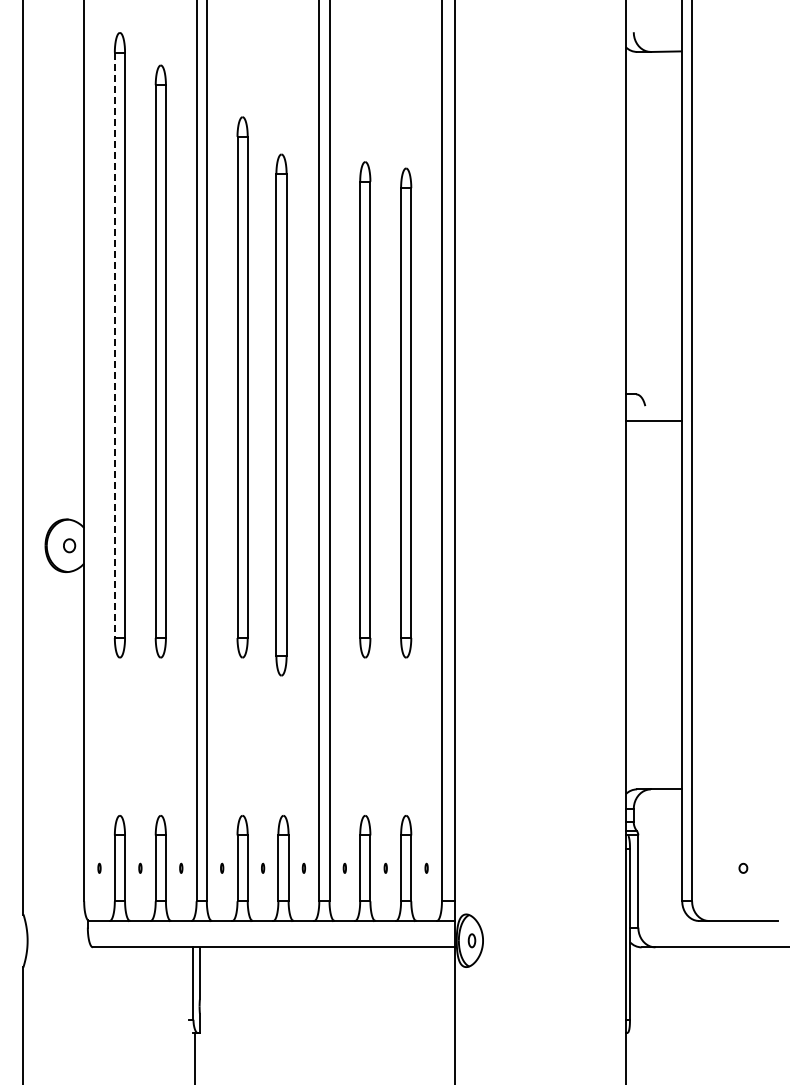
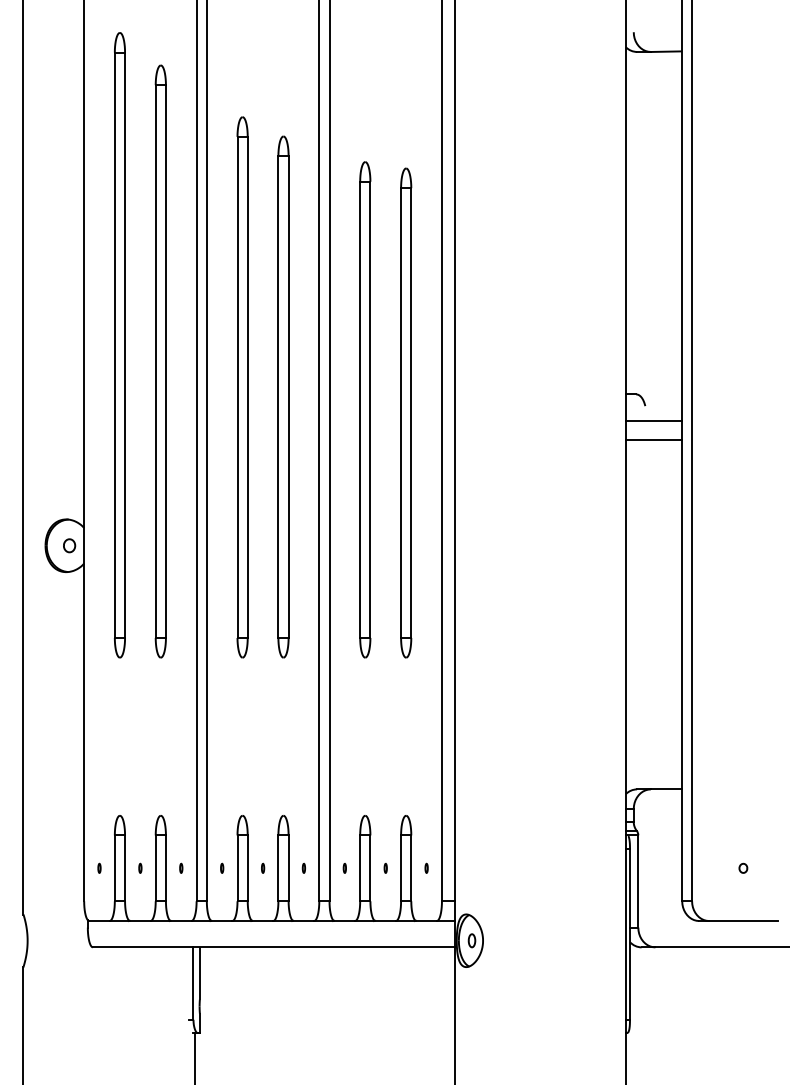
line: dashed -> solid (114, 345)
part position: (281, 414) -> (283, 396) (283, 396)
line: none -> present (654, 440)
